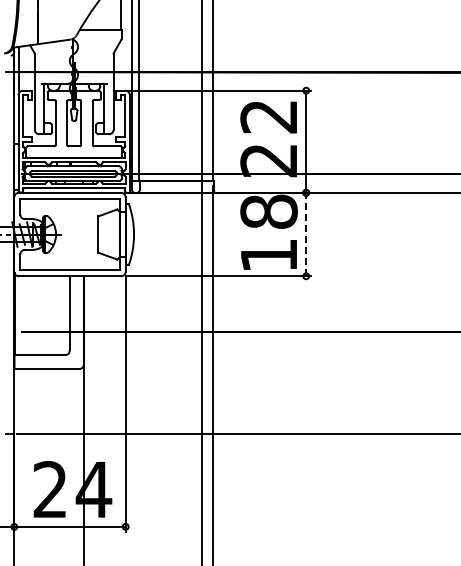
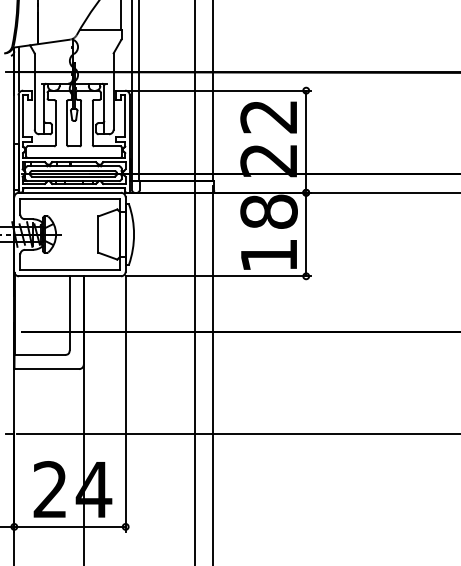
line: dashed -> solid (306, 234)
line position: (202, 282) -> (195, 282) (195, 282)
